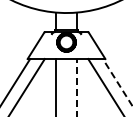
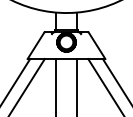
line: dashed -> solid (117, 82)
line: dashed -> solid (76, 87)
